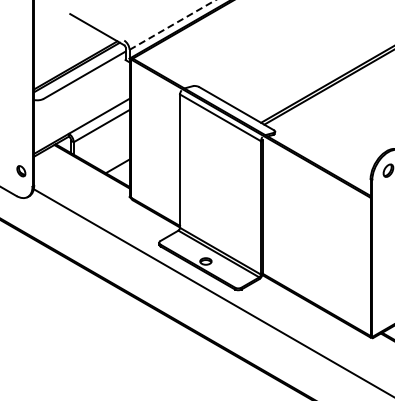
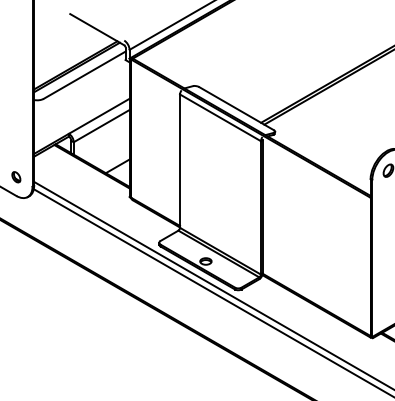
line: dashed -> solid (172, 24)
part position: (21, 171) -> (16, 177) (16, 177)
line: none -> present (212, 284)
